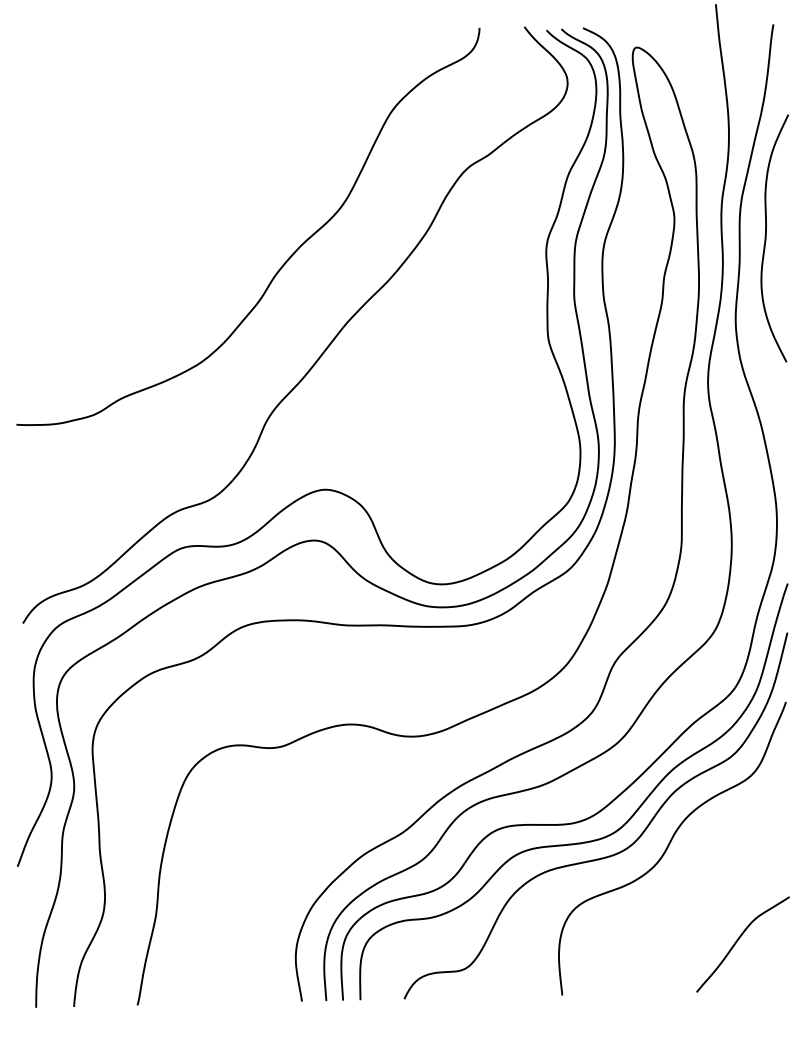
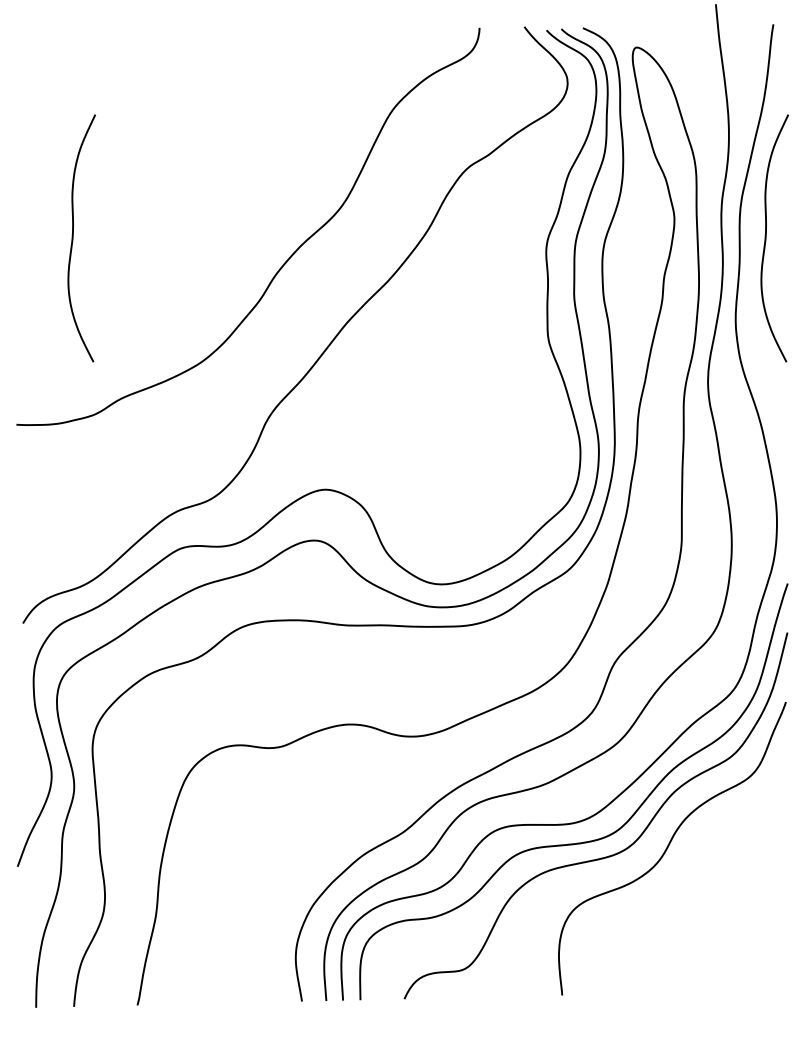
curve: none -> present (73, 238)
curve: present -> none (737, 942)
